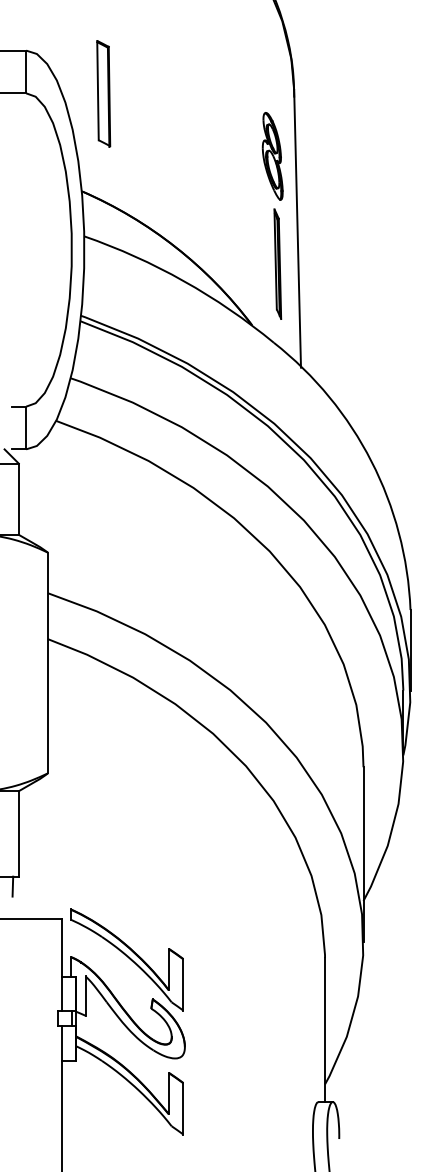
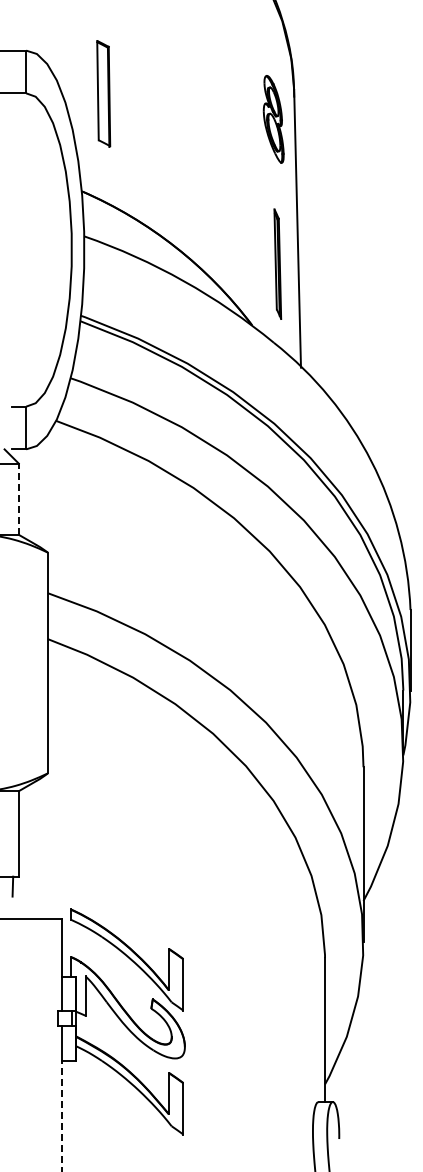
part position: (272, 156) -> (273, 119) (273, 119)
line: solid -> dashed (18, 499)
line: solid -> dashed (61, 1115)
